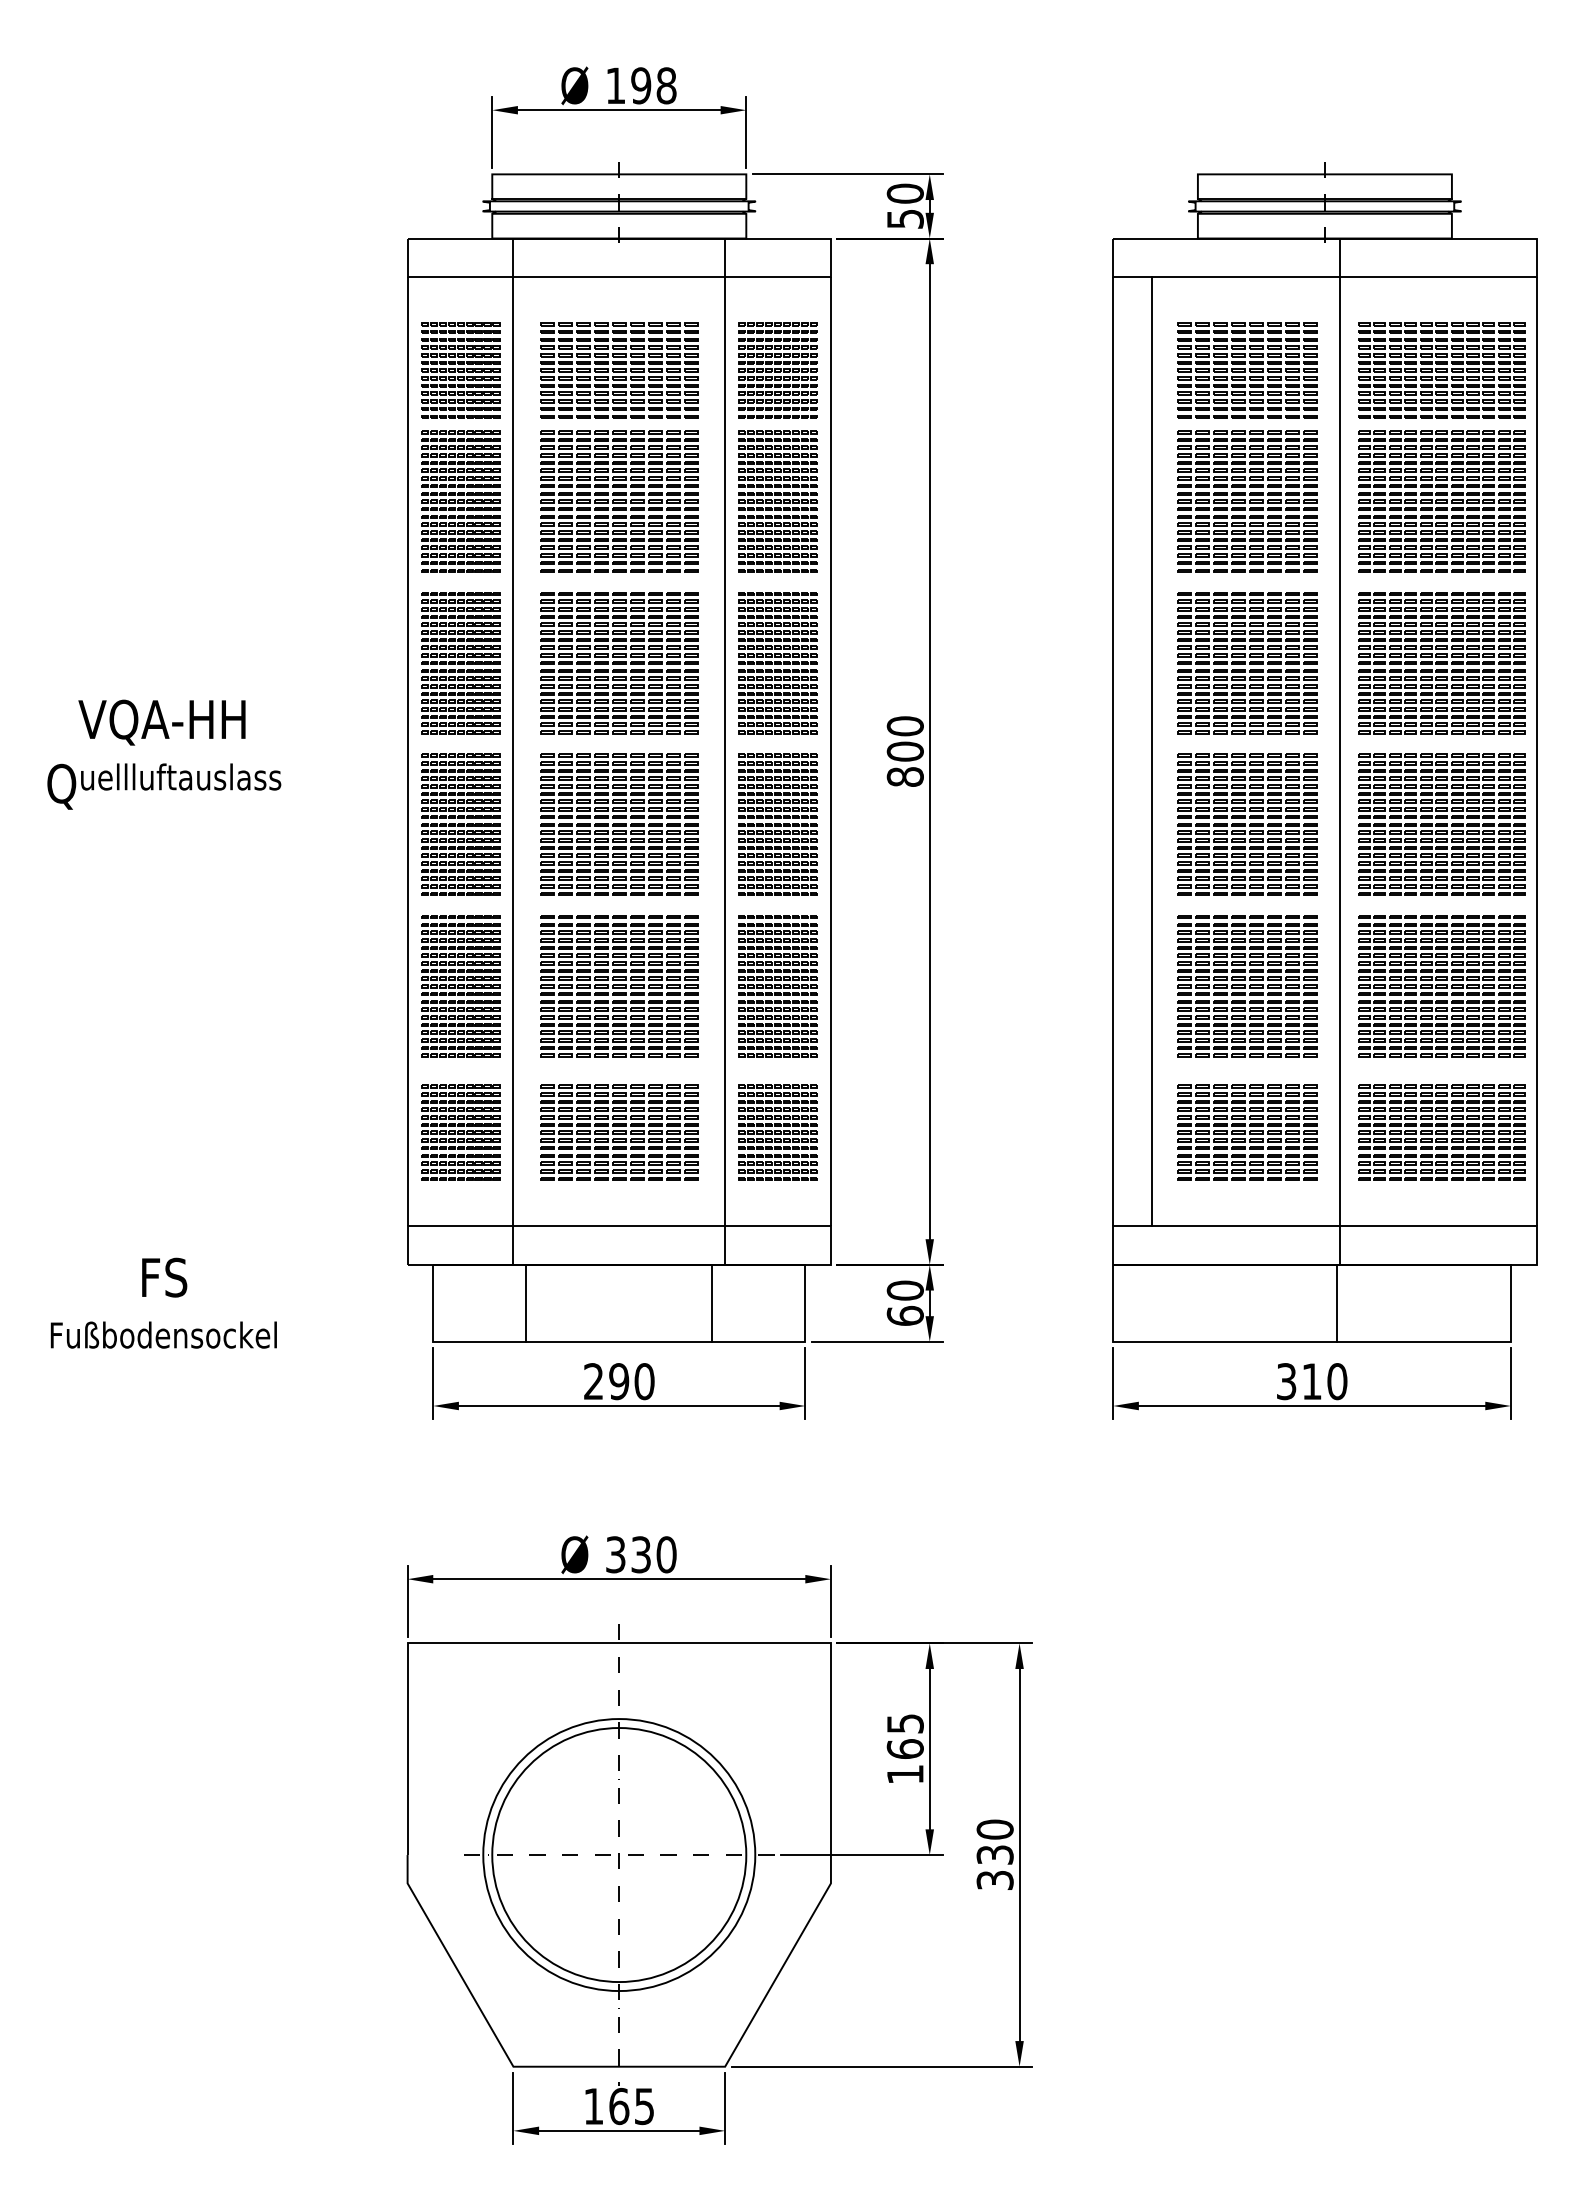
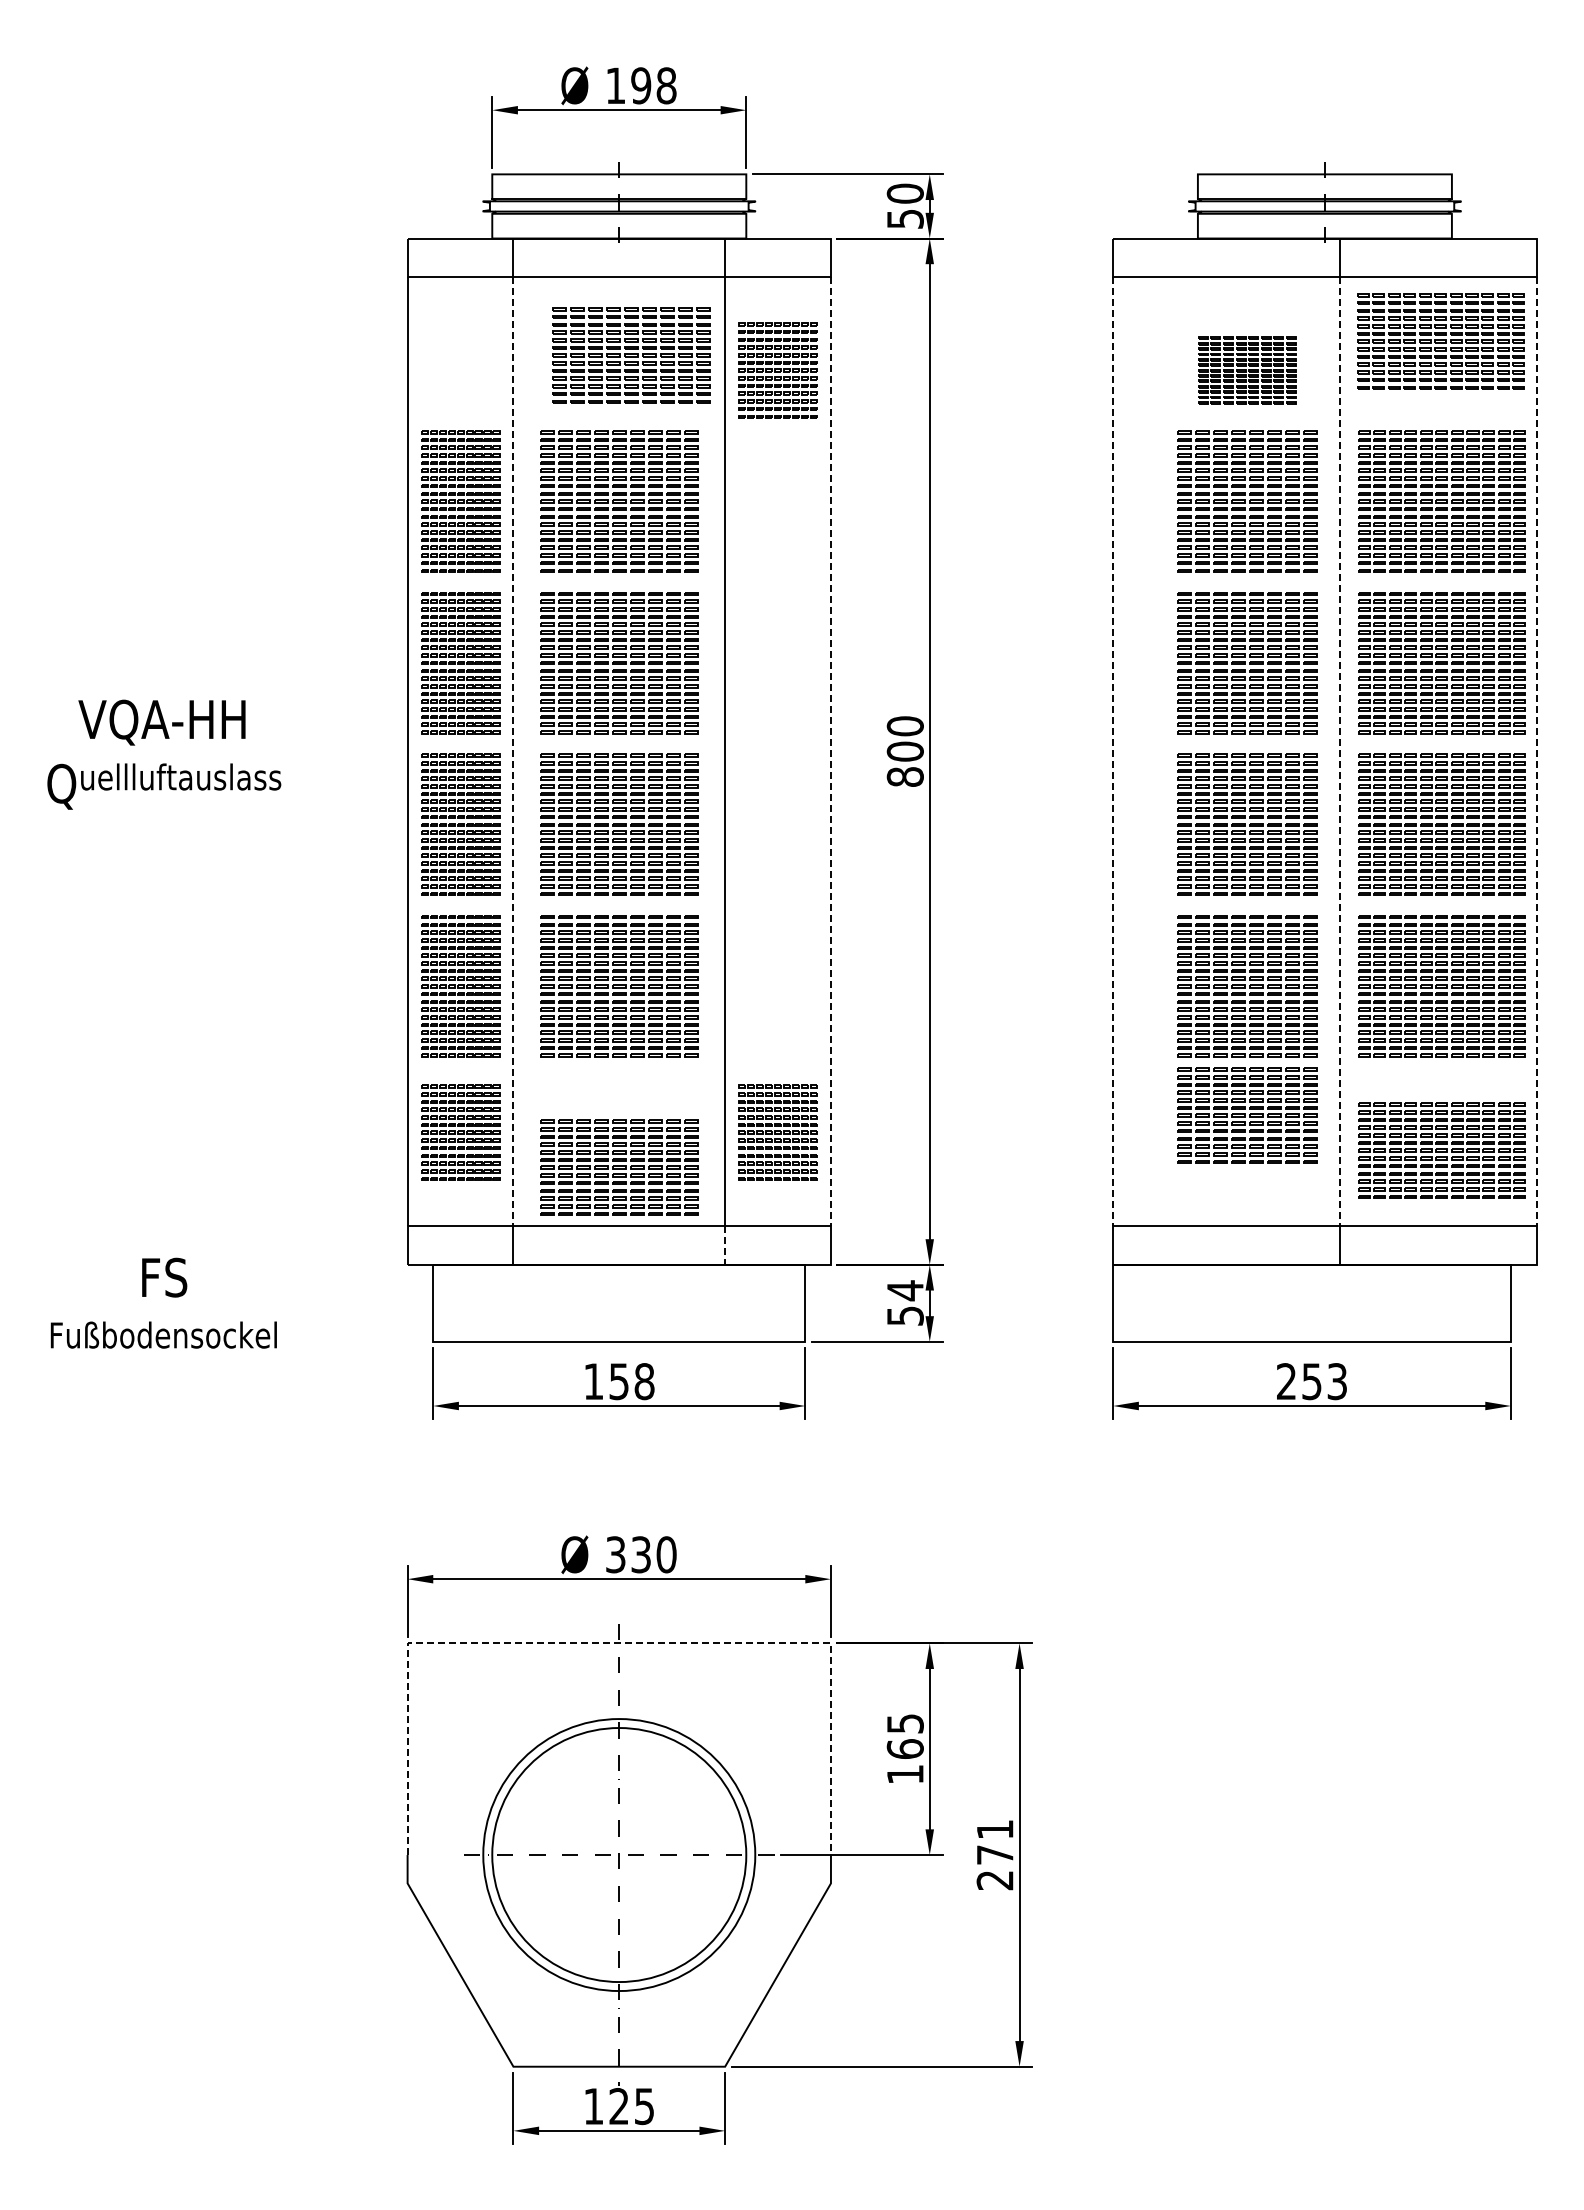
part: present -> none (460, 370)
part position: (619, 370) -> (631, 355) (631, 355)
part size: 141x97 px -> 99x69 px (1247, 370)
part position: (1441, 370) -> (1440, 341) (1440, 341)
part: present -> none (777, 734)
line: solid -> dashed (513, 751)
line: solid -> dashed (830, 751)
line: solid -> dashed (1113, 751)
line: present -> none (1151, 751)
line: solid -> dashed (1340, 751)
line: solid -> dashed (1536, 751)
part position: (619, 1132) -> (619, 1167) (619, 1167)
part position: (1247, 1132) -> (1247, 1115) (1247, 1115)
part position: (1441, 1132) -> (1441, 1150) (1441, 1150)
line: solid -> dashed (725, 1246)
line: present -> none (526, 1302)
line: present -> none (712, 1302)
text: 60 -> 54 (904, 1302)
line: present -> none (1337, 1302)
text: 290 -> 158 (619, 1381)
text: 310 -> 253 (1312, 1381)
line: solid -> dashed (619, 1643)
text: 330 -> 271 (994, 1854)
text: 165 -> 125 (619, 2106)
